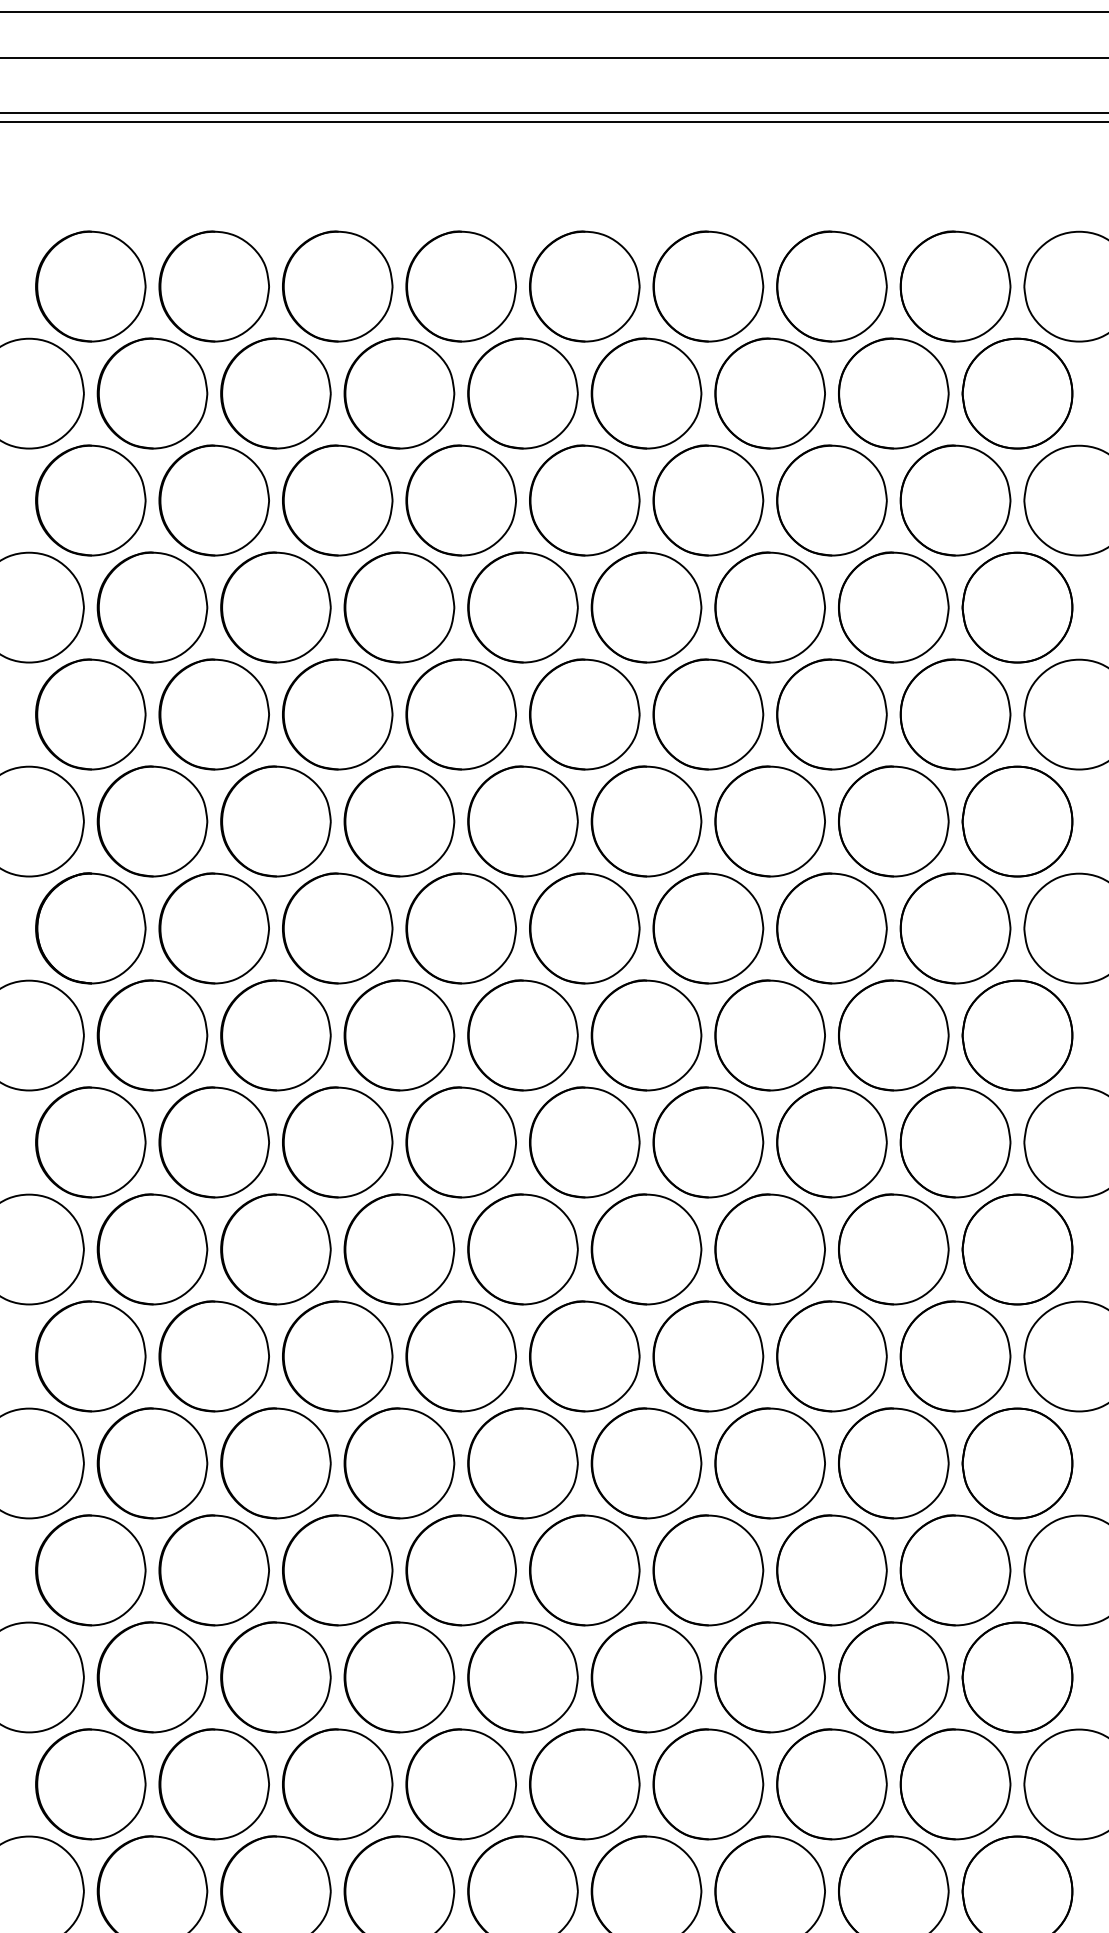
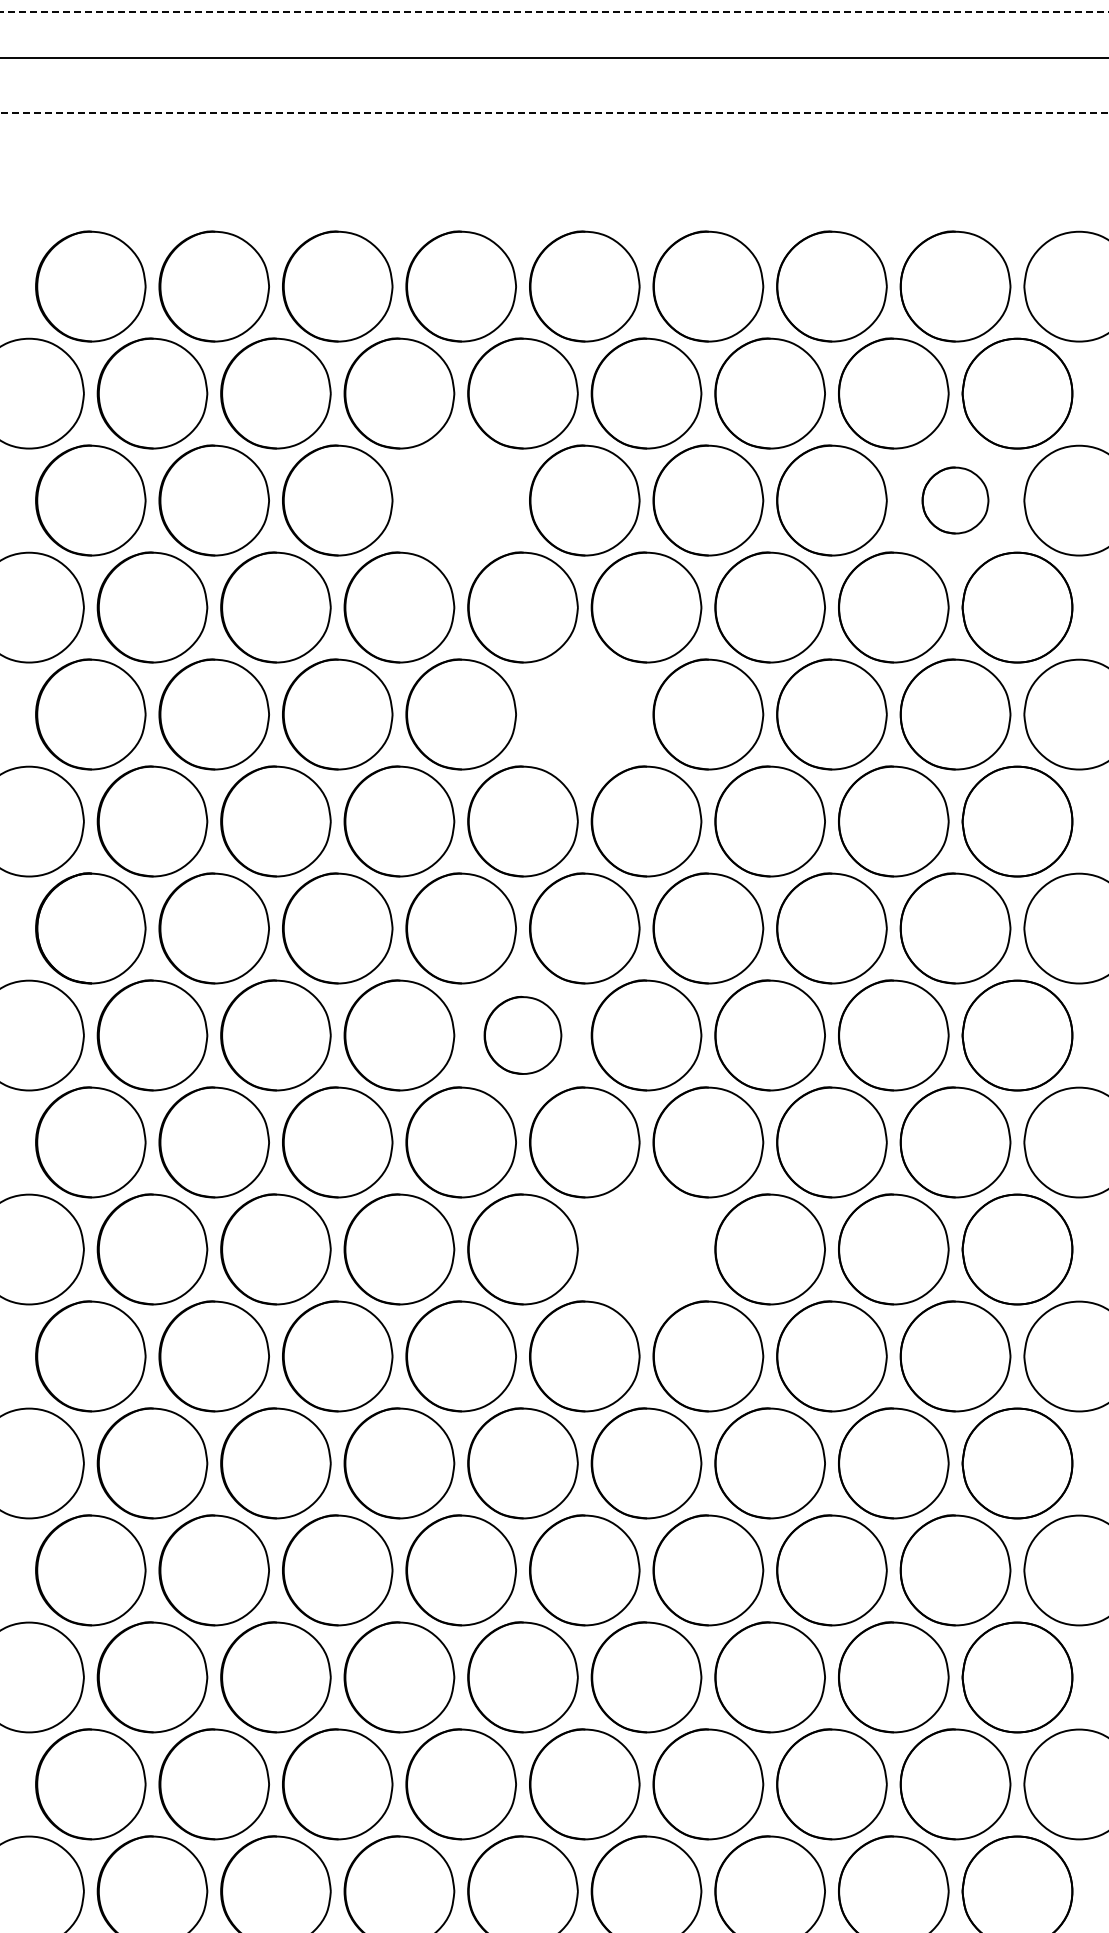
line: solid -> dashed (554, 12)
line: solid -> dashed (554, 112)
line: present -> none (553, 122)
part: present -> none (460, 500)
part size: 113x113 px -> 69x69 px (955, 500)
part: present -> none (584, 714)
part size: 112x113 px -> 80x79 px (522, 1035)
part: present -> none (646, 1249)
